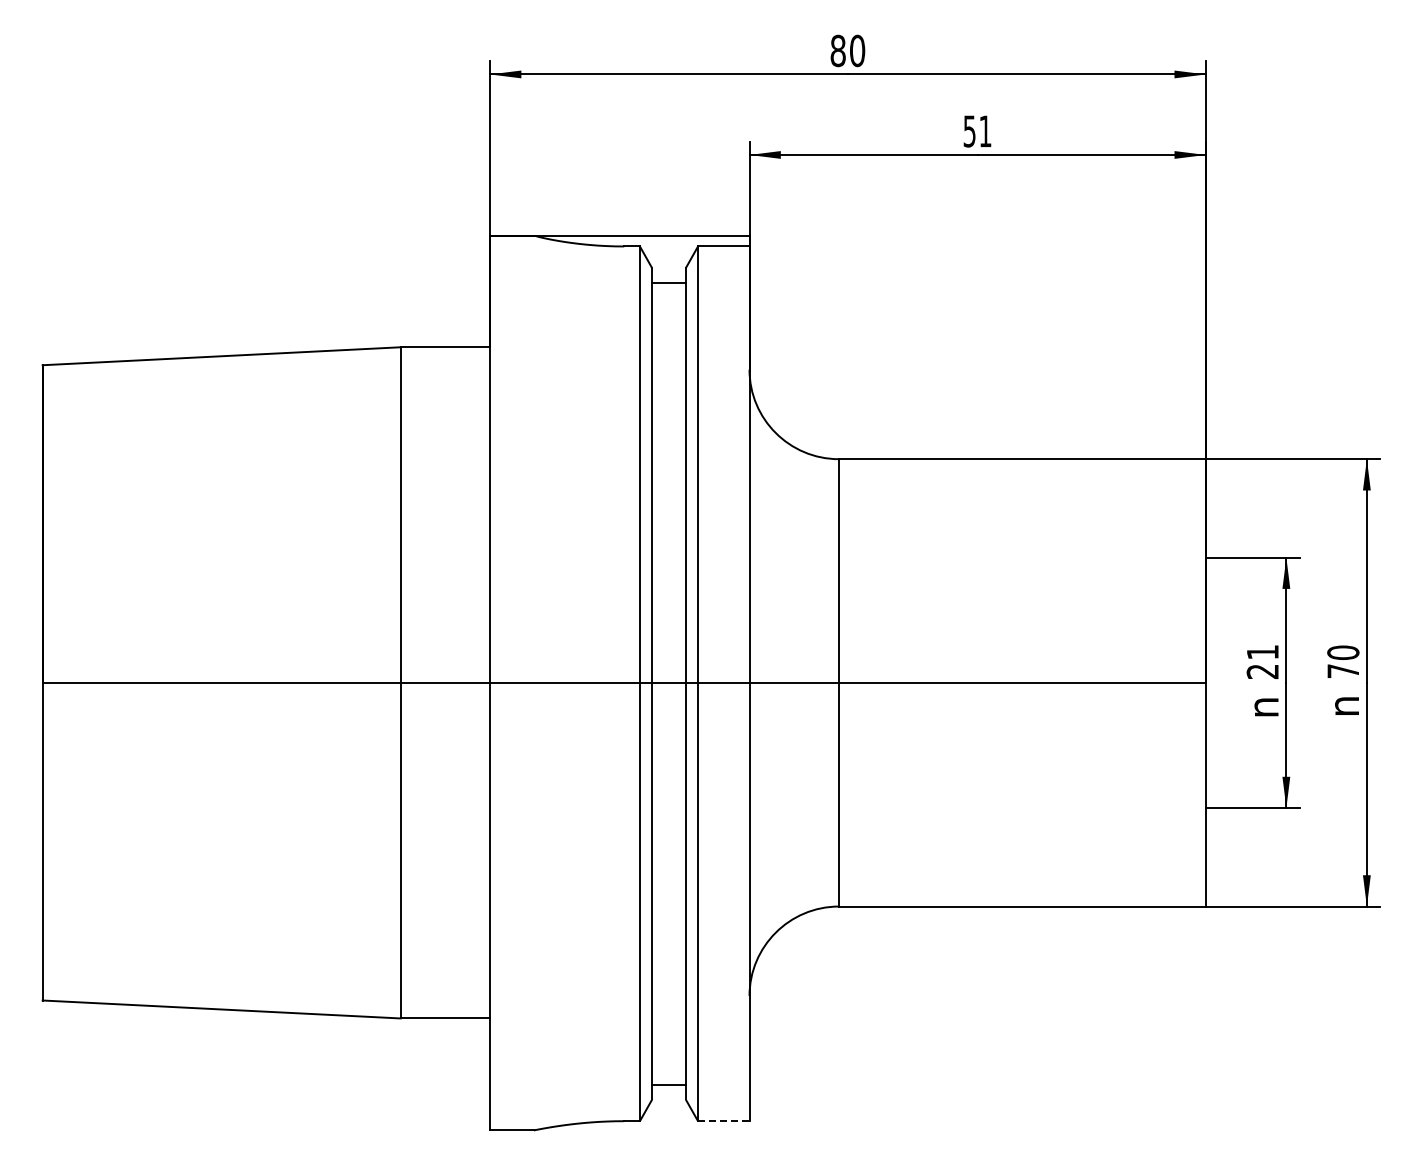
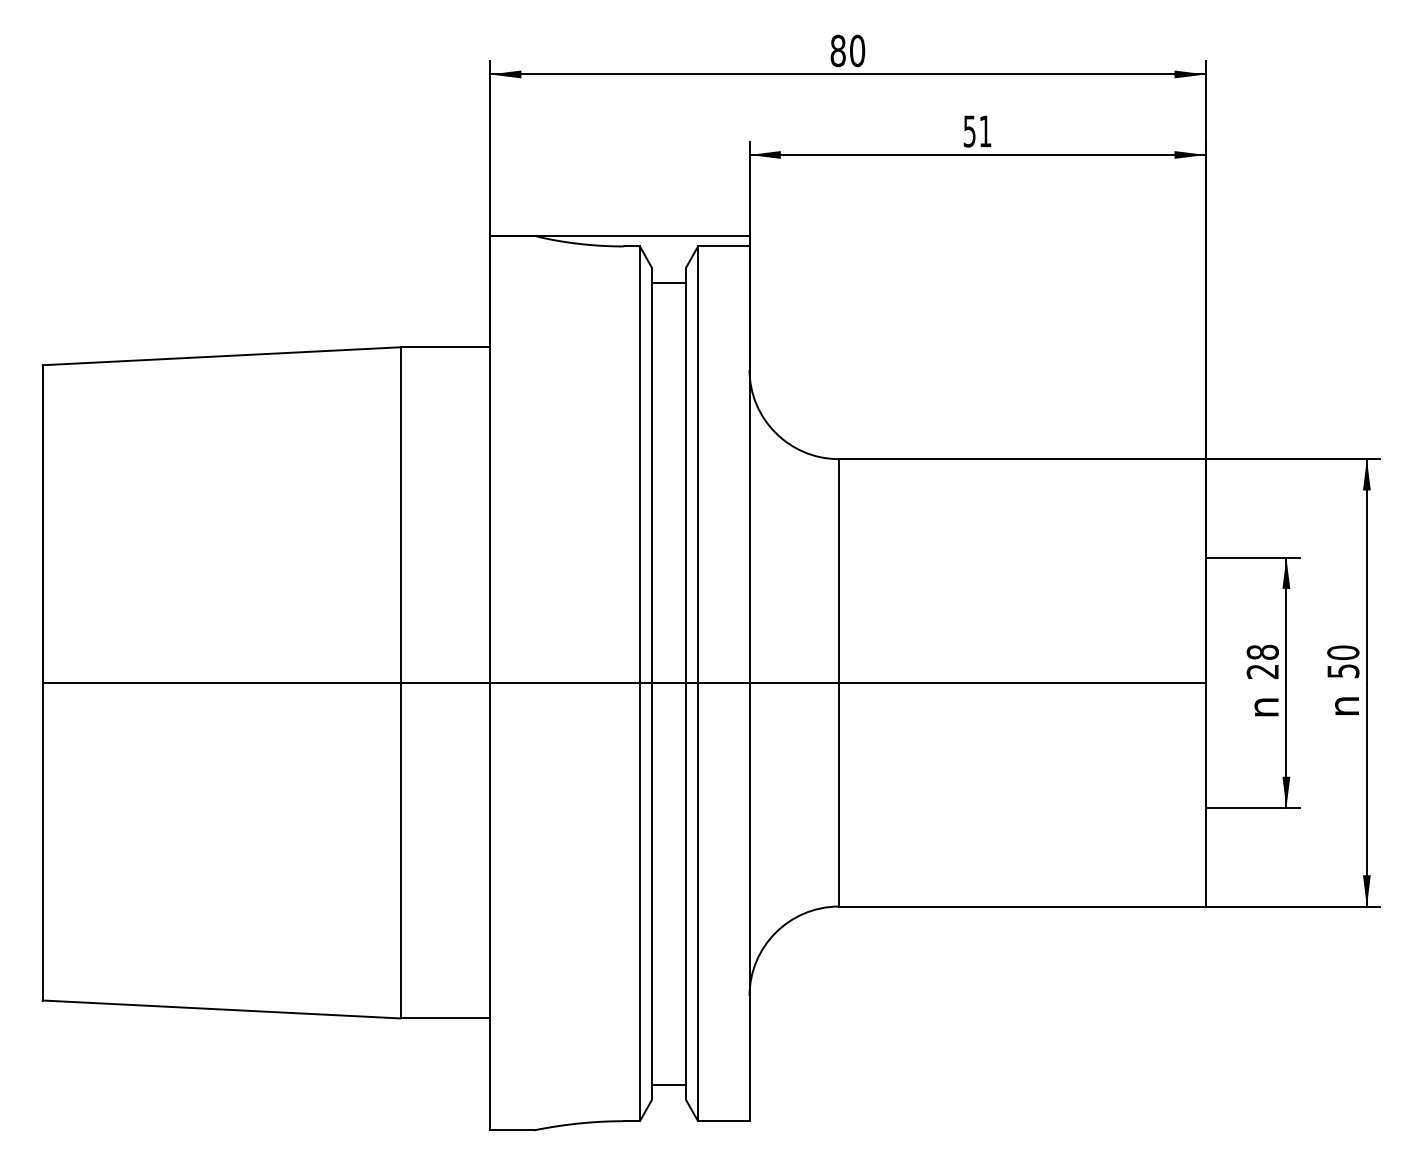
text: 21 -> 28 (1262, 651)
text: 70 -> 50 (1343, 671)
line: dashed -> solid (723, 1121)
